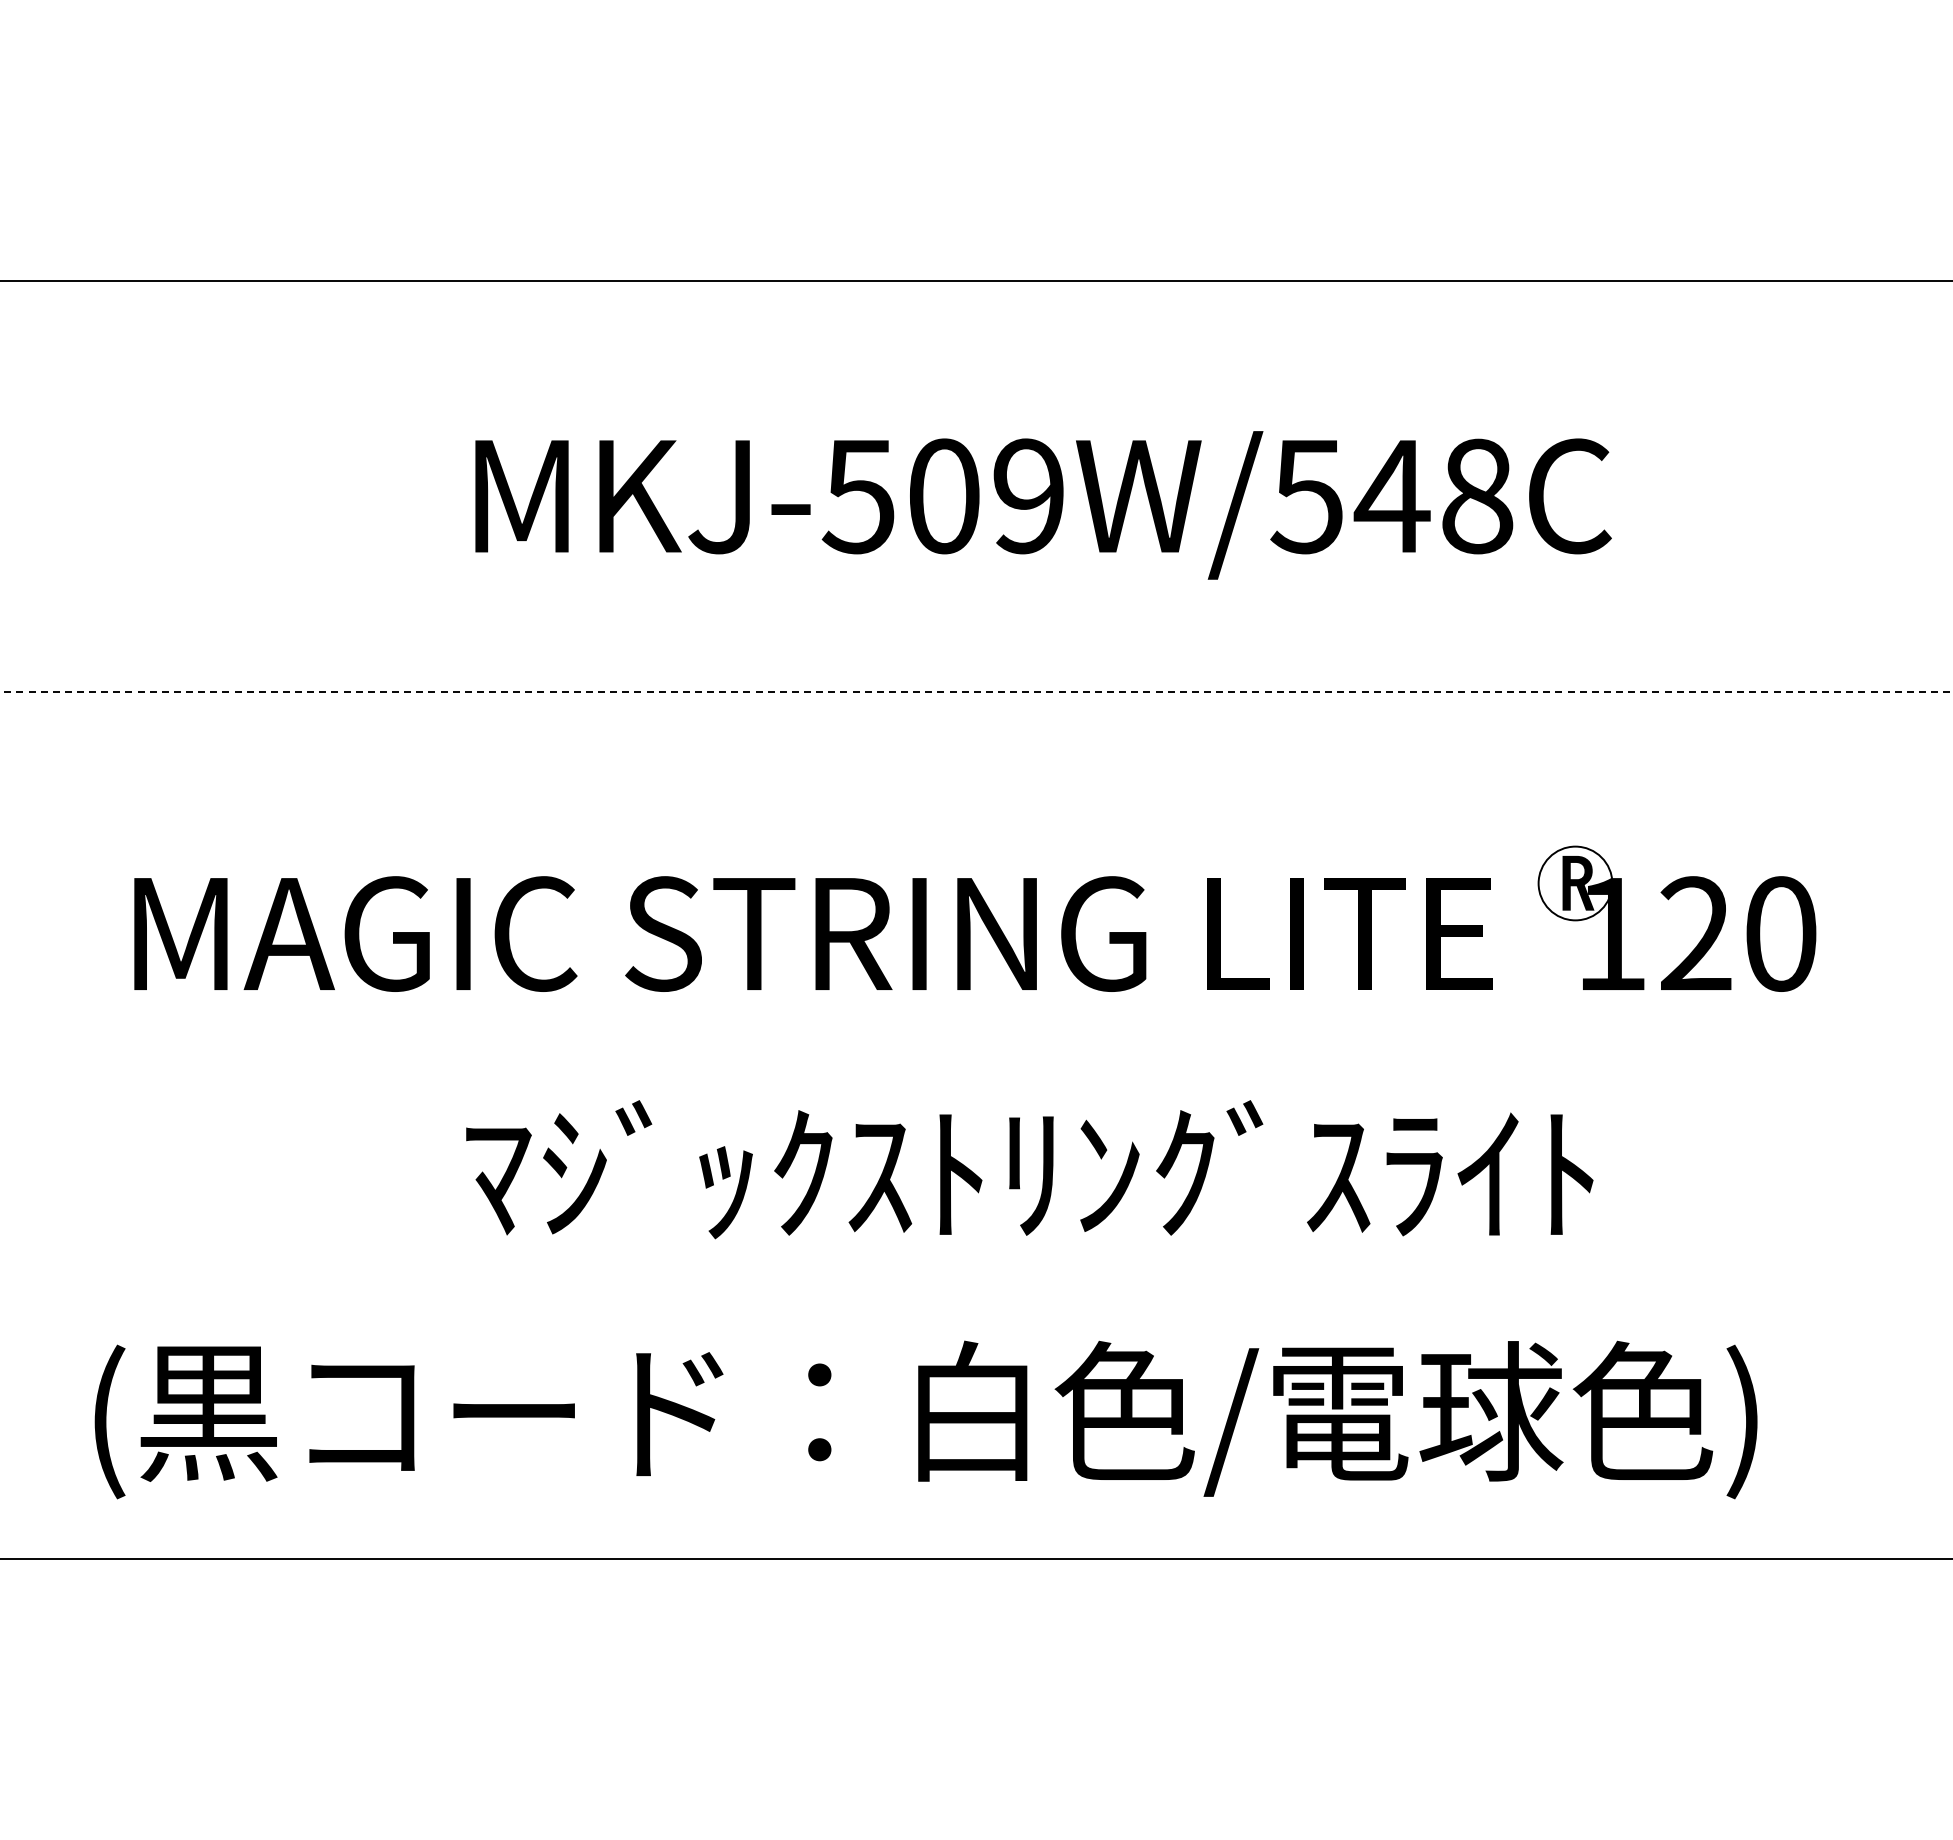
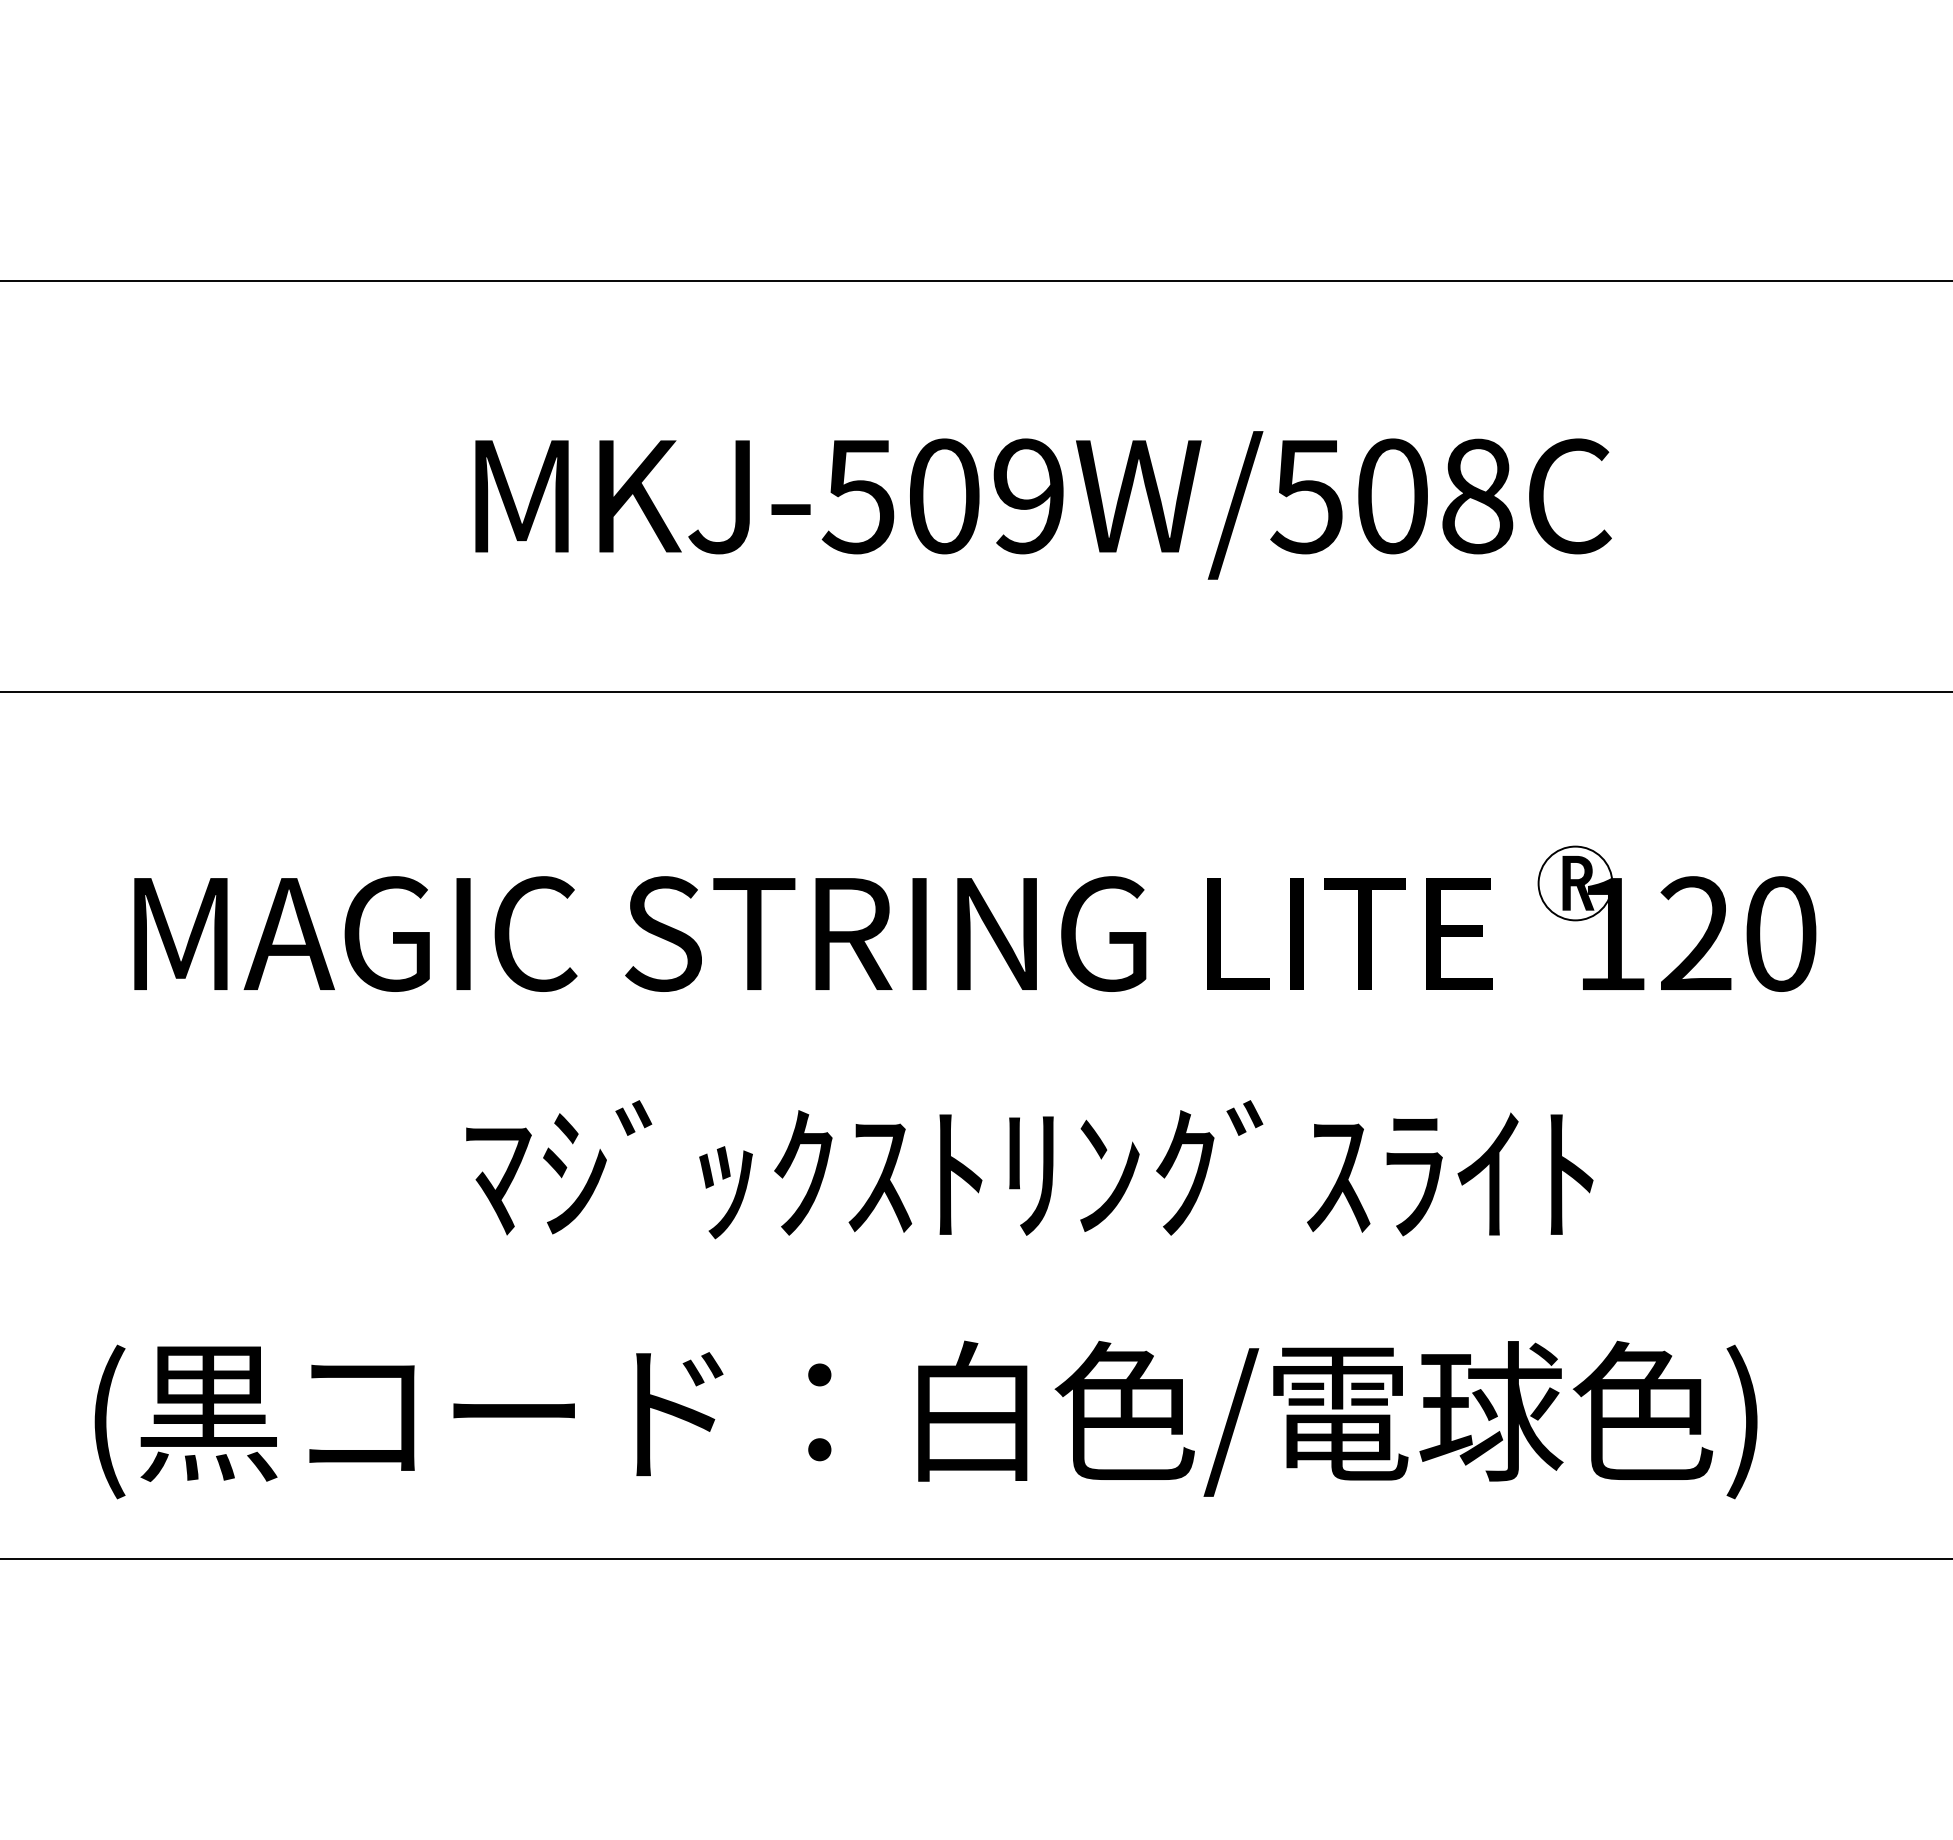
text: MKJ-509W/548C -> MKJ-509W/508C (1391, 496)
line: dashed -> solid (976, 692)
